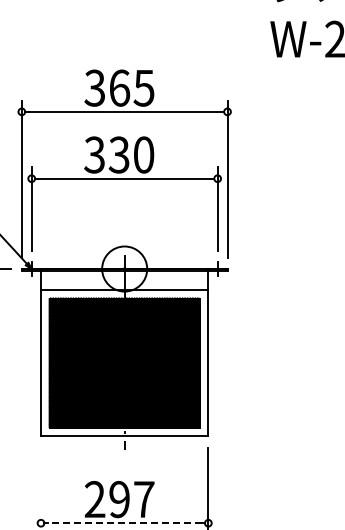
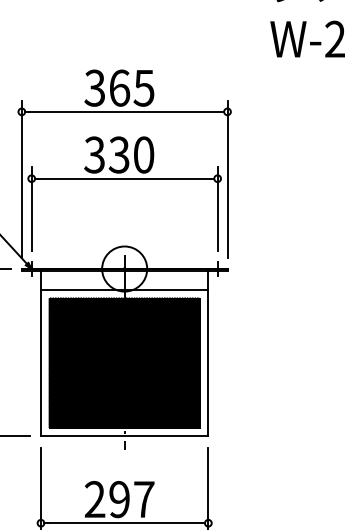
line: none -> present (15, 436)
line: none -> present (41, 486)
line: dashed -> solid (124, 523)
